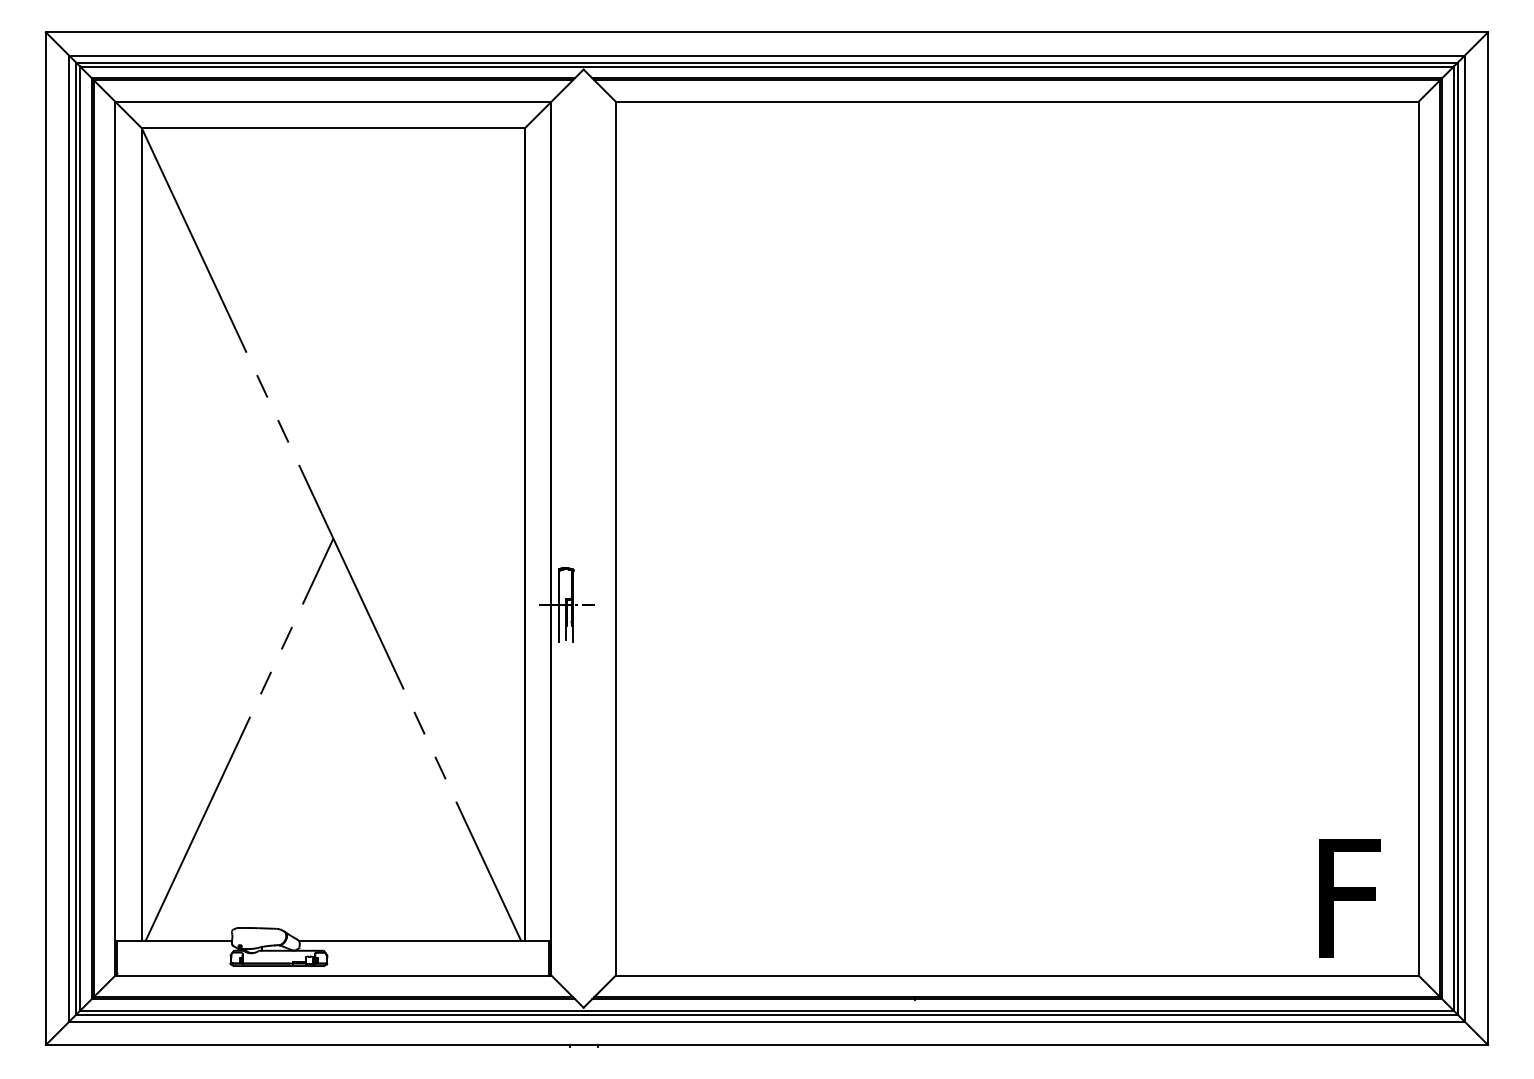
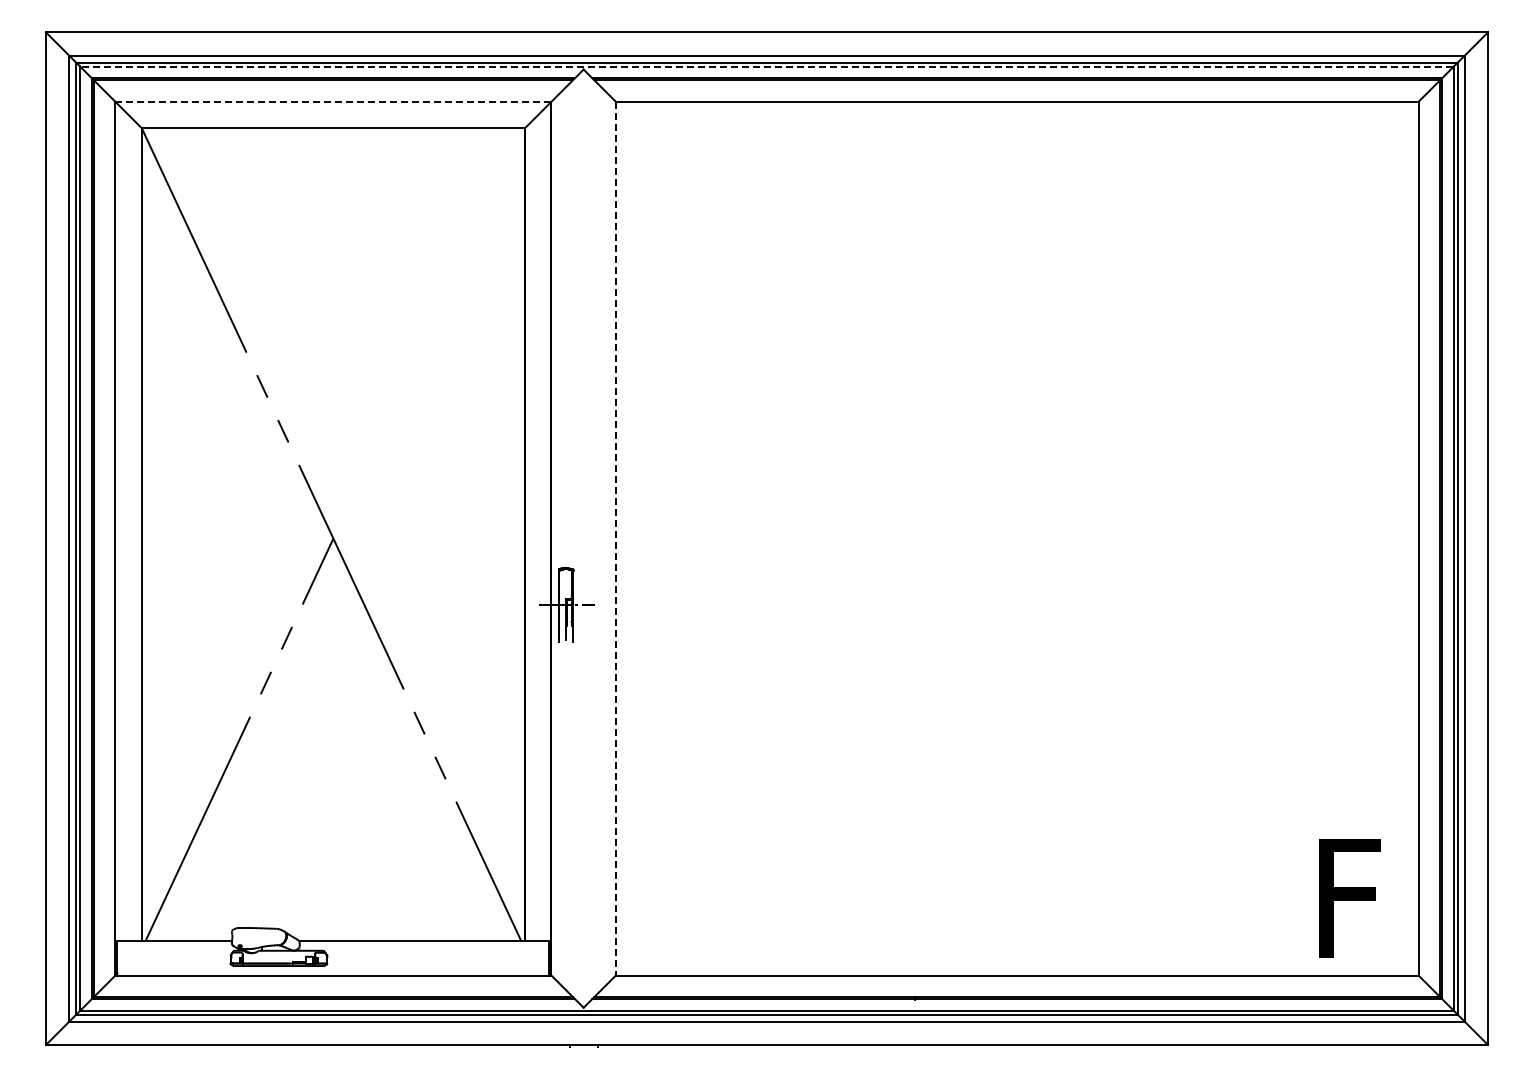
line: solid -> dashed (766, 67)
line: solid -> dashed (332, 101)
line: solid -> dashed (615, 538)
